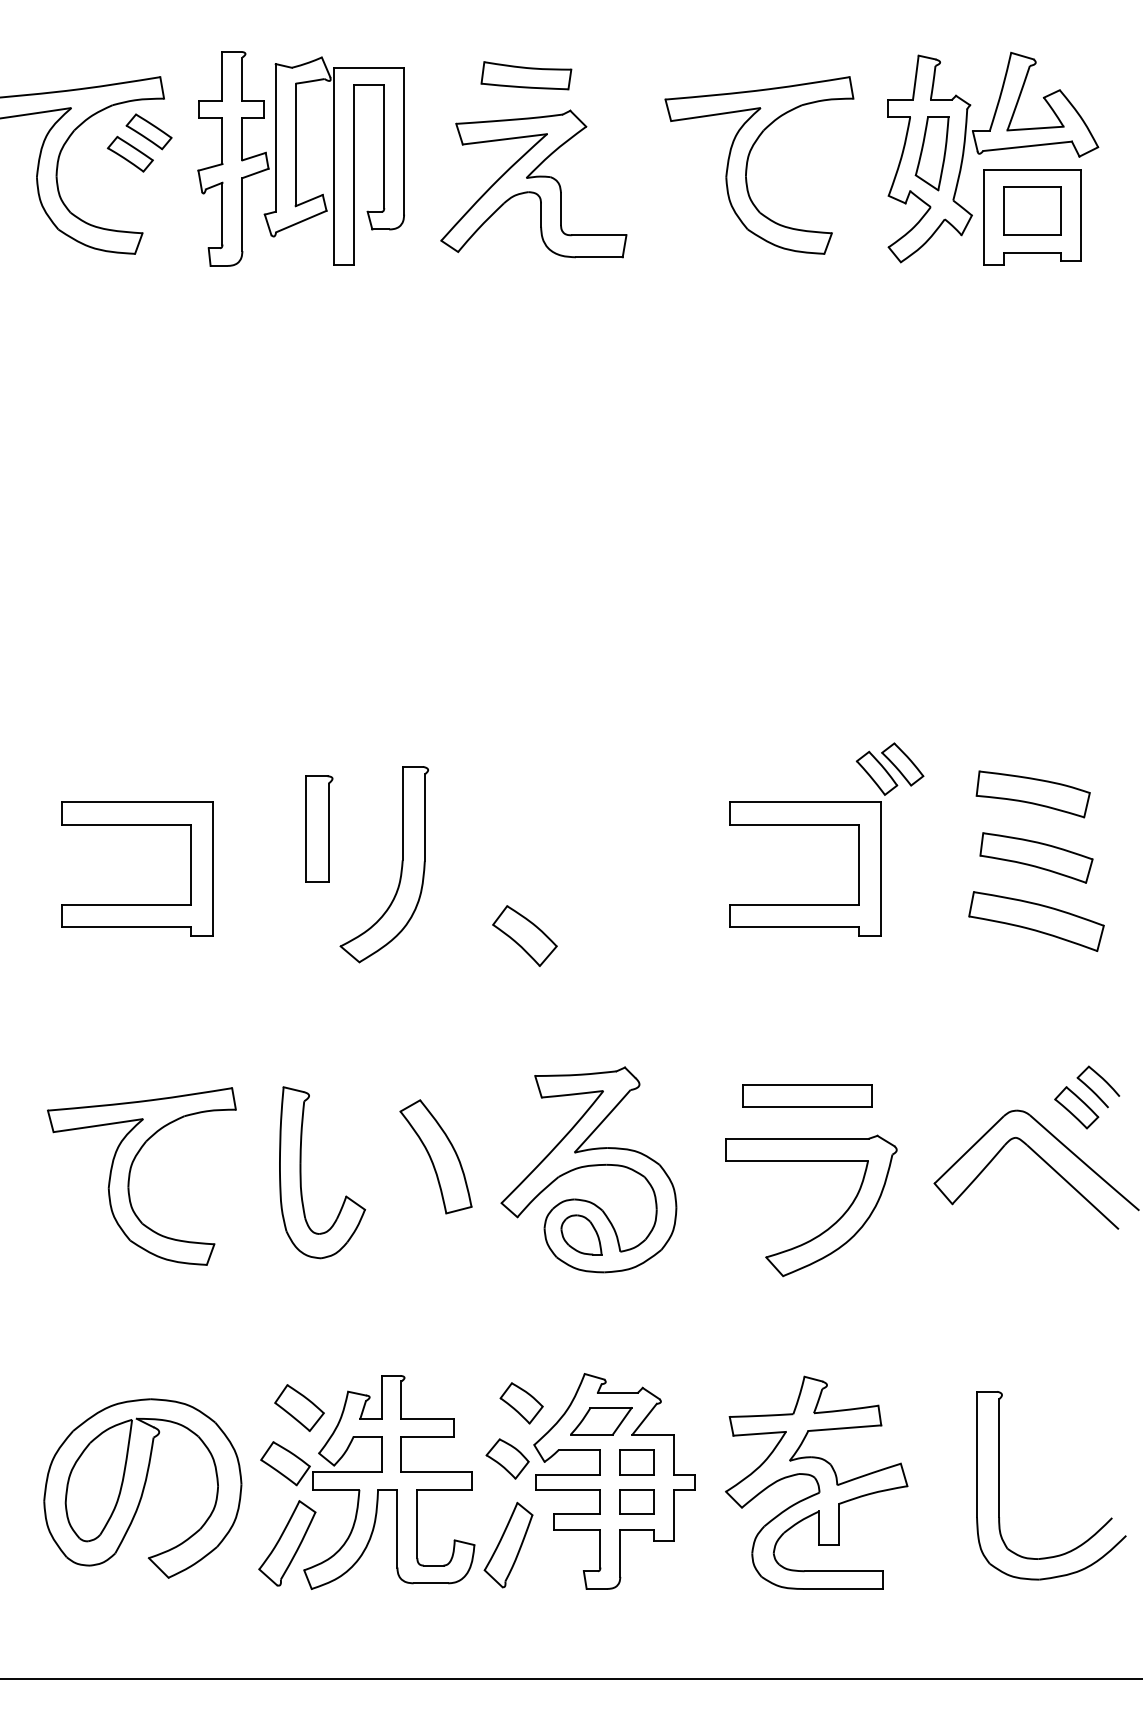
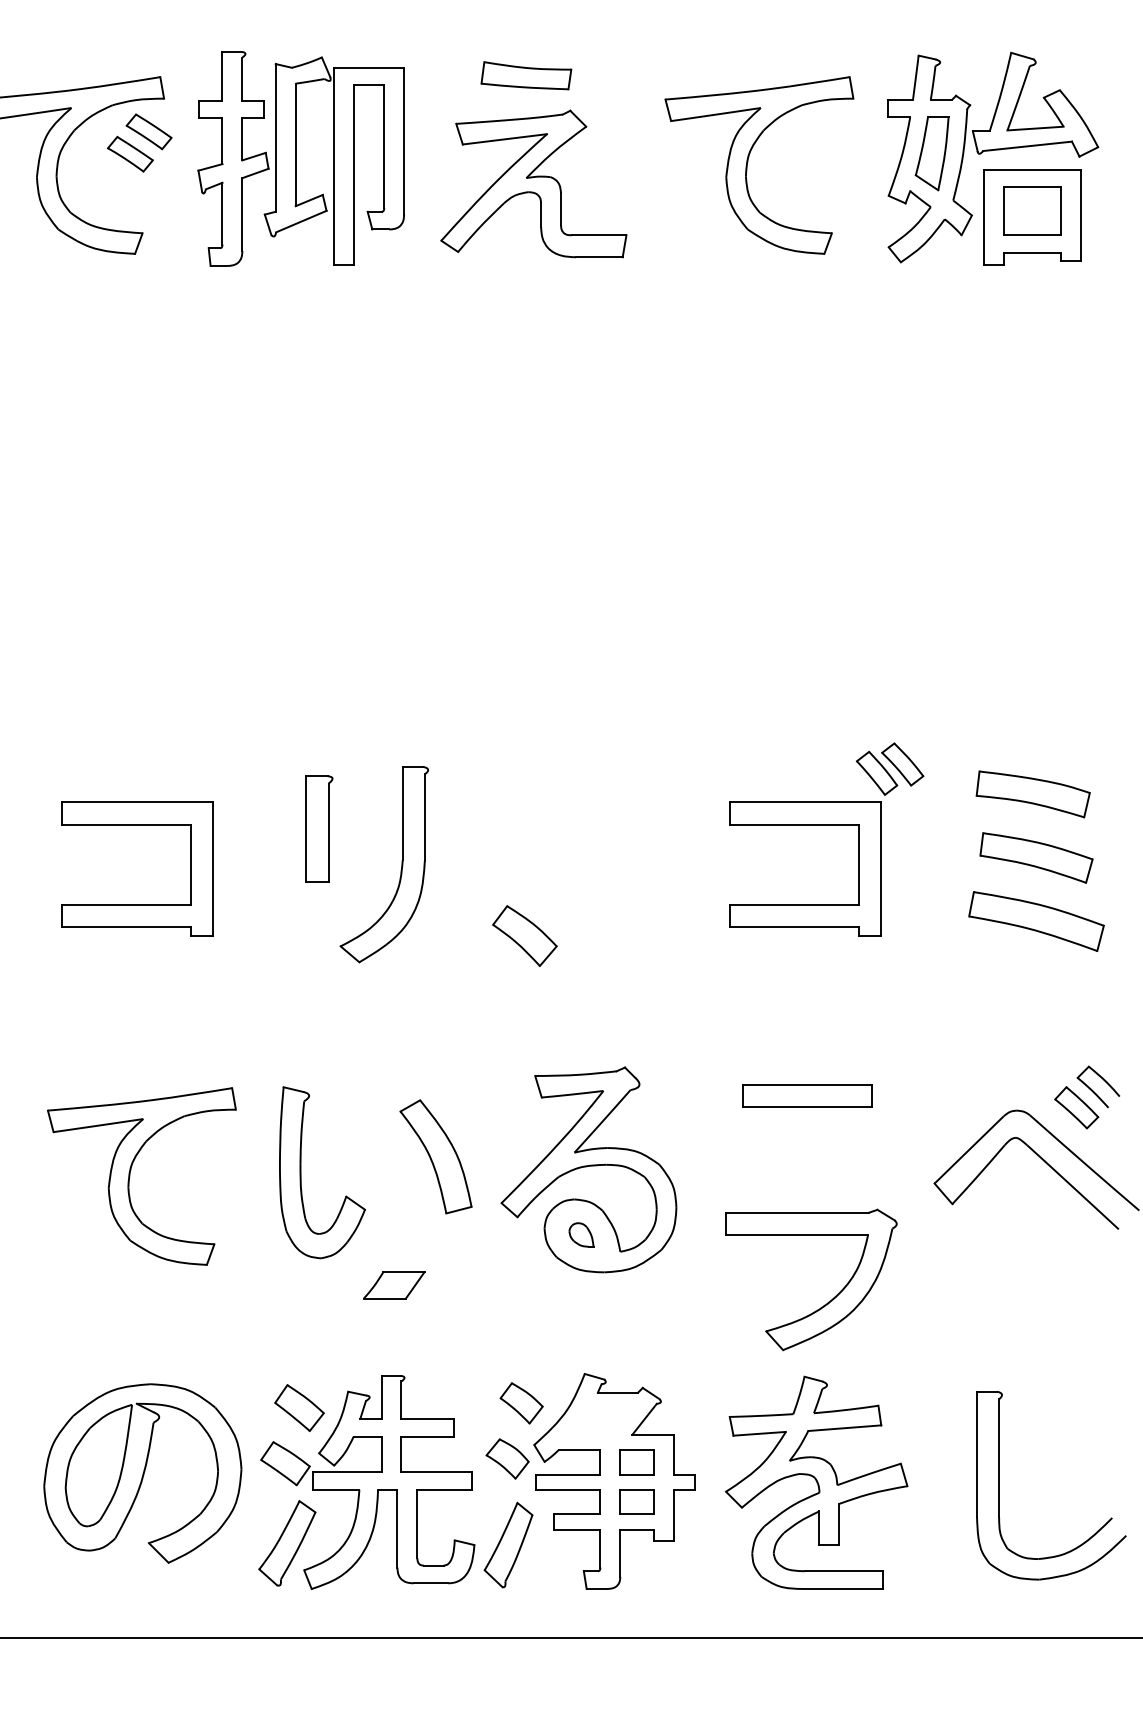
part position: (828, 1227) -> (828, 1301) (828, 1301)
part size: 43x42 px -> 27x26 px (581, 1234)
part position: (601, 1421) -> (394, 1285) (394, 1285)
part position: (142, 1488) -> (142, 1473) (142, 1473)
line position: (570, 1679) -> (570, 1638) (570, 1638)
